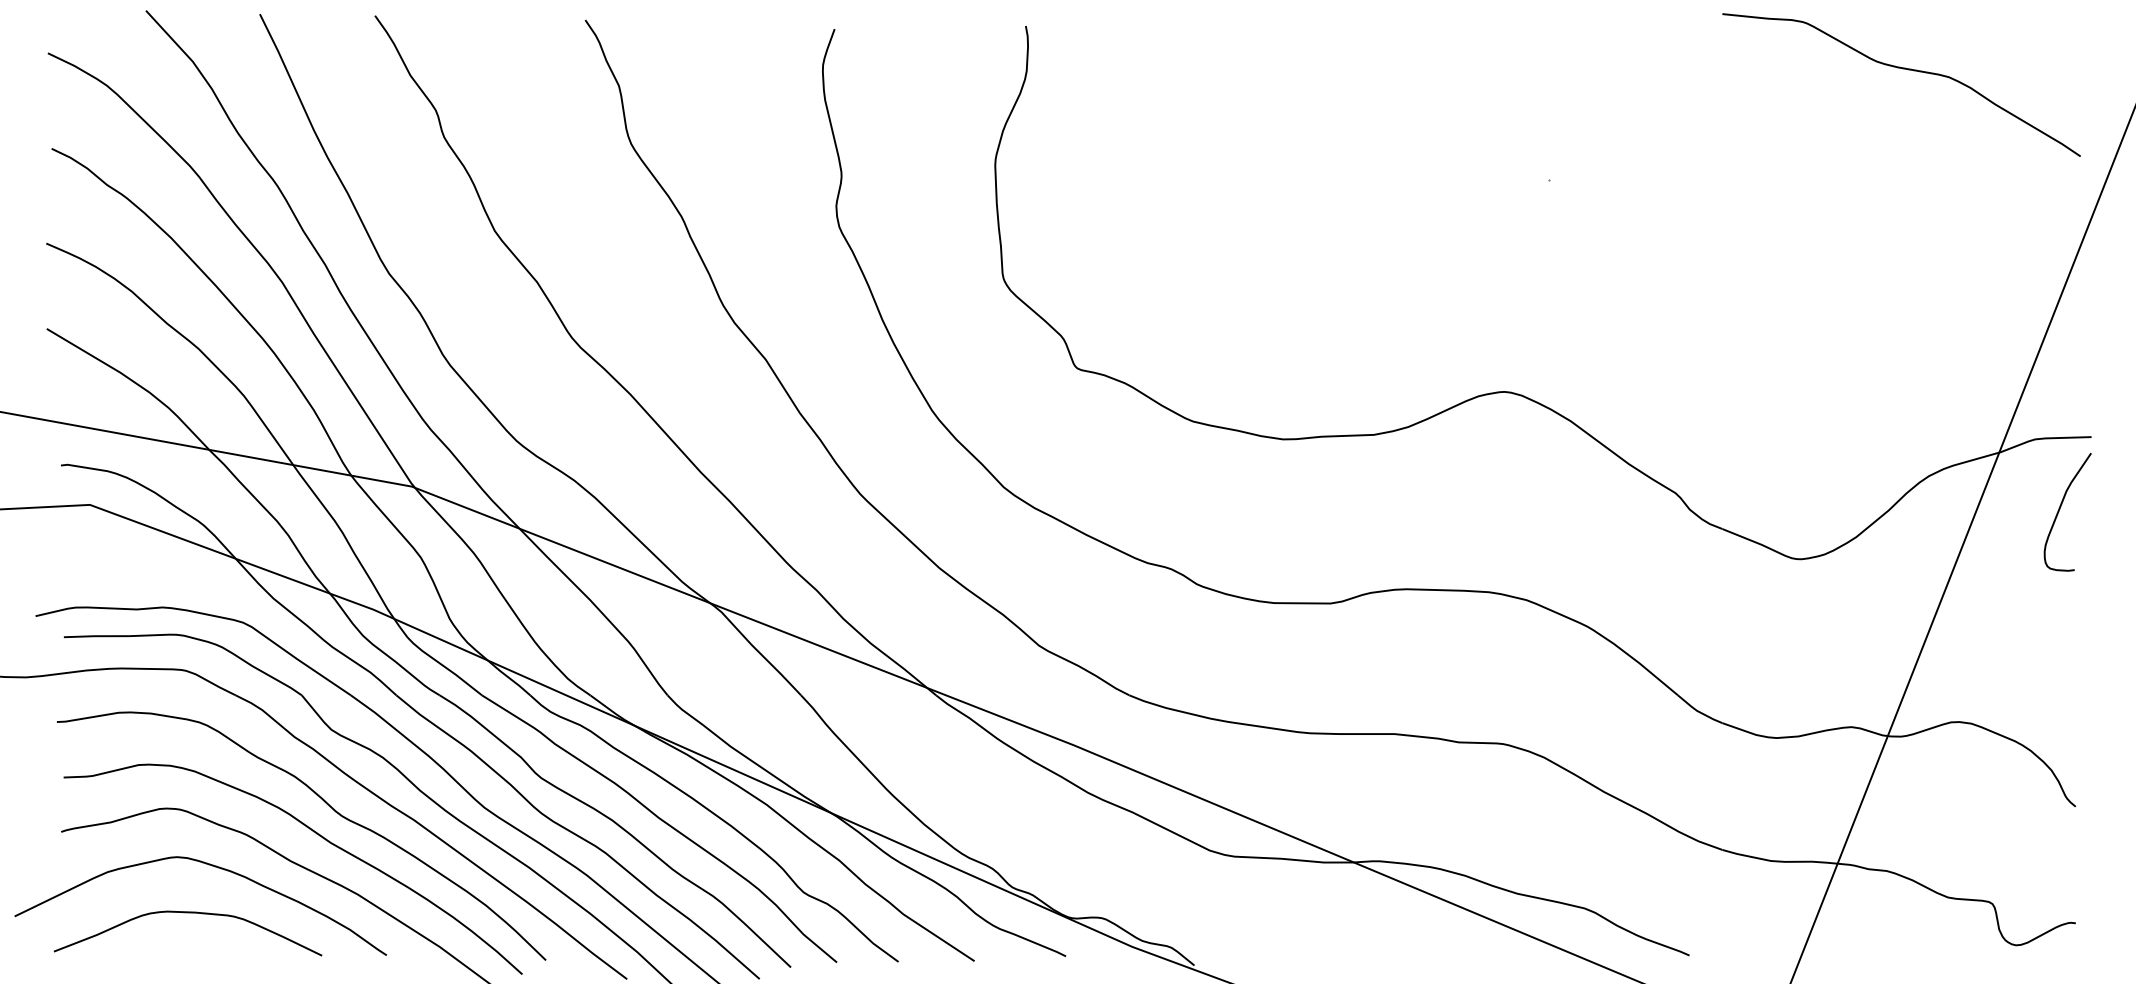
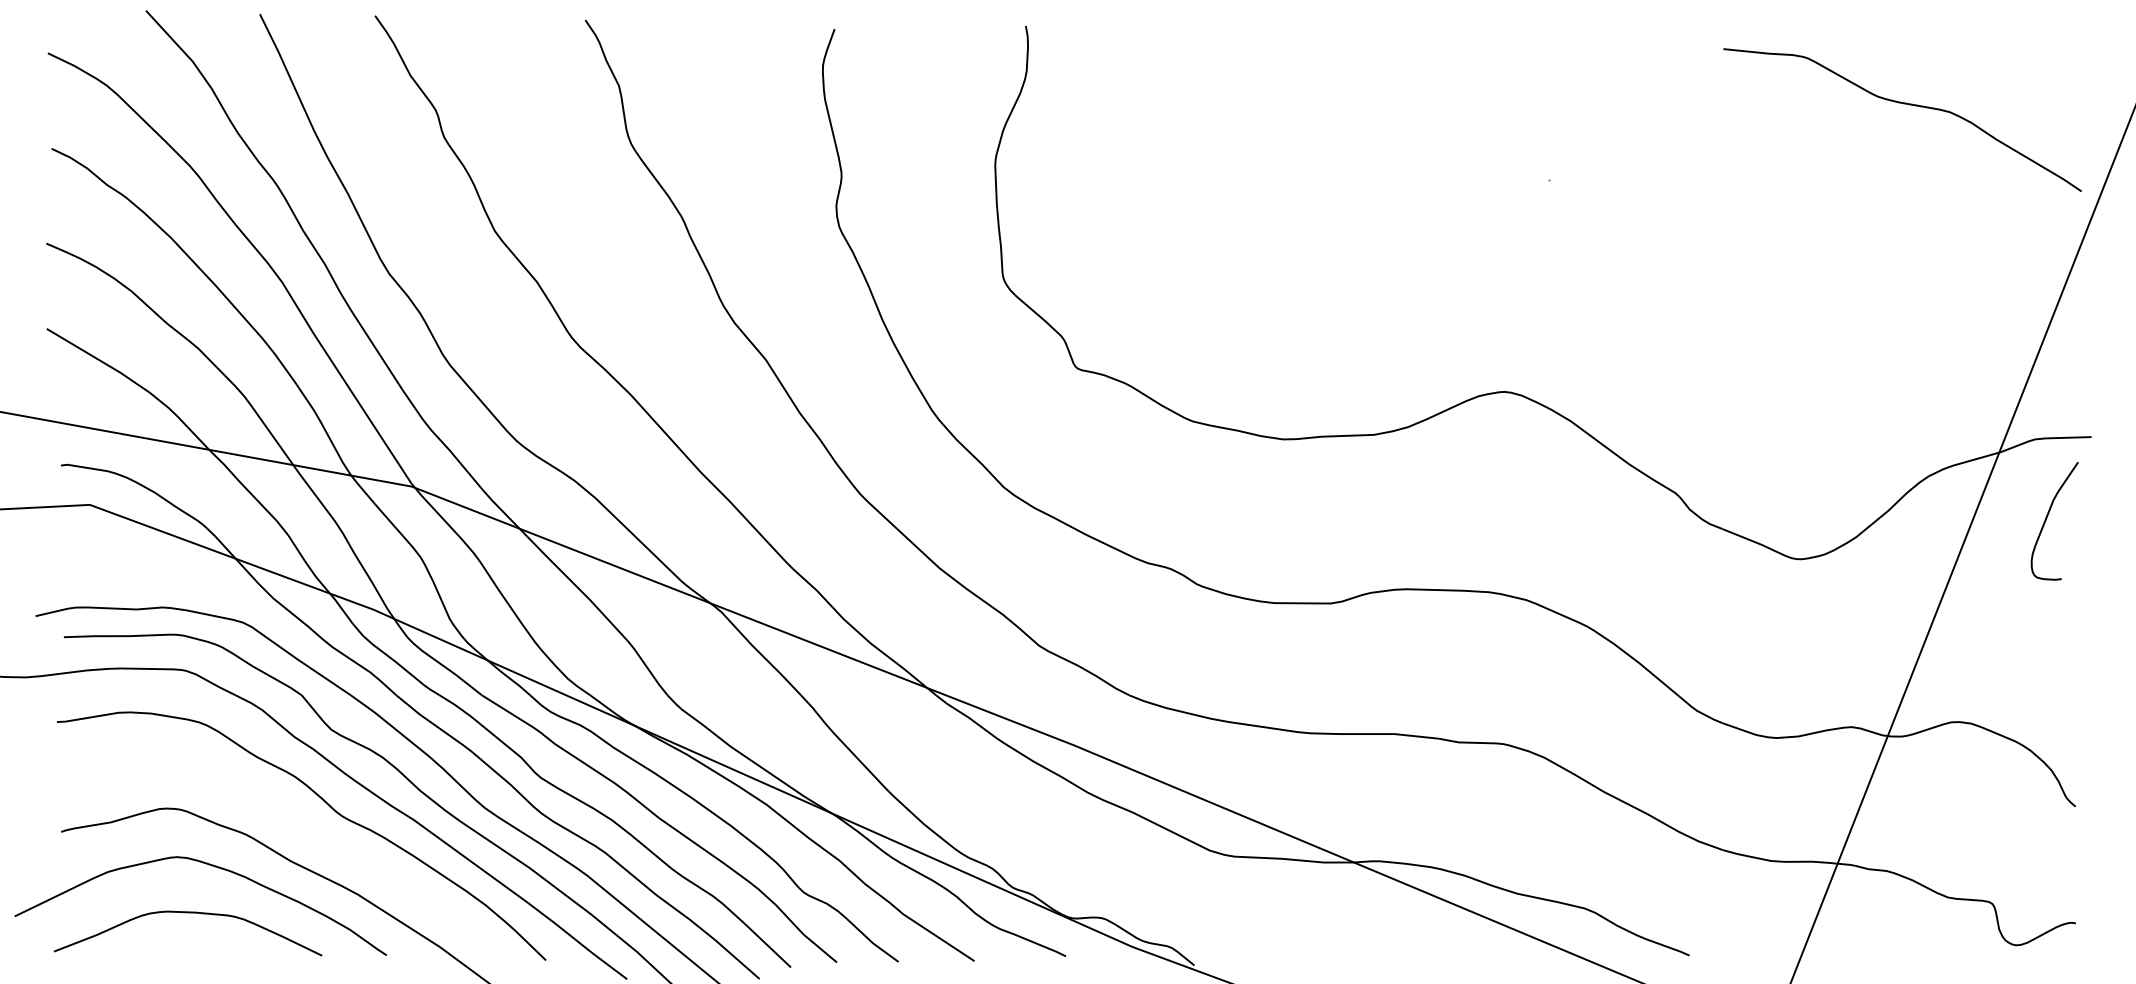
curve position: (1902, 69) -> (1903, 104) (1903, 104)
curve position: (2060, 509) -> (2047, 518) (2047, 518)
curve: present -> none (316, 834)
